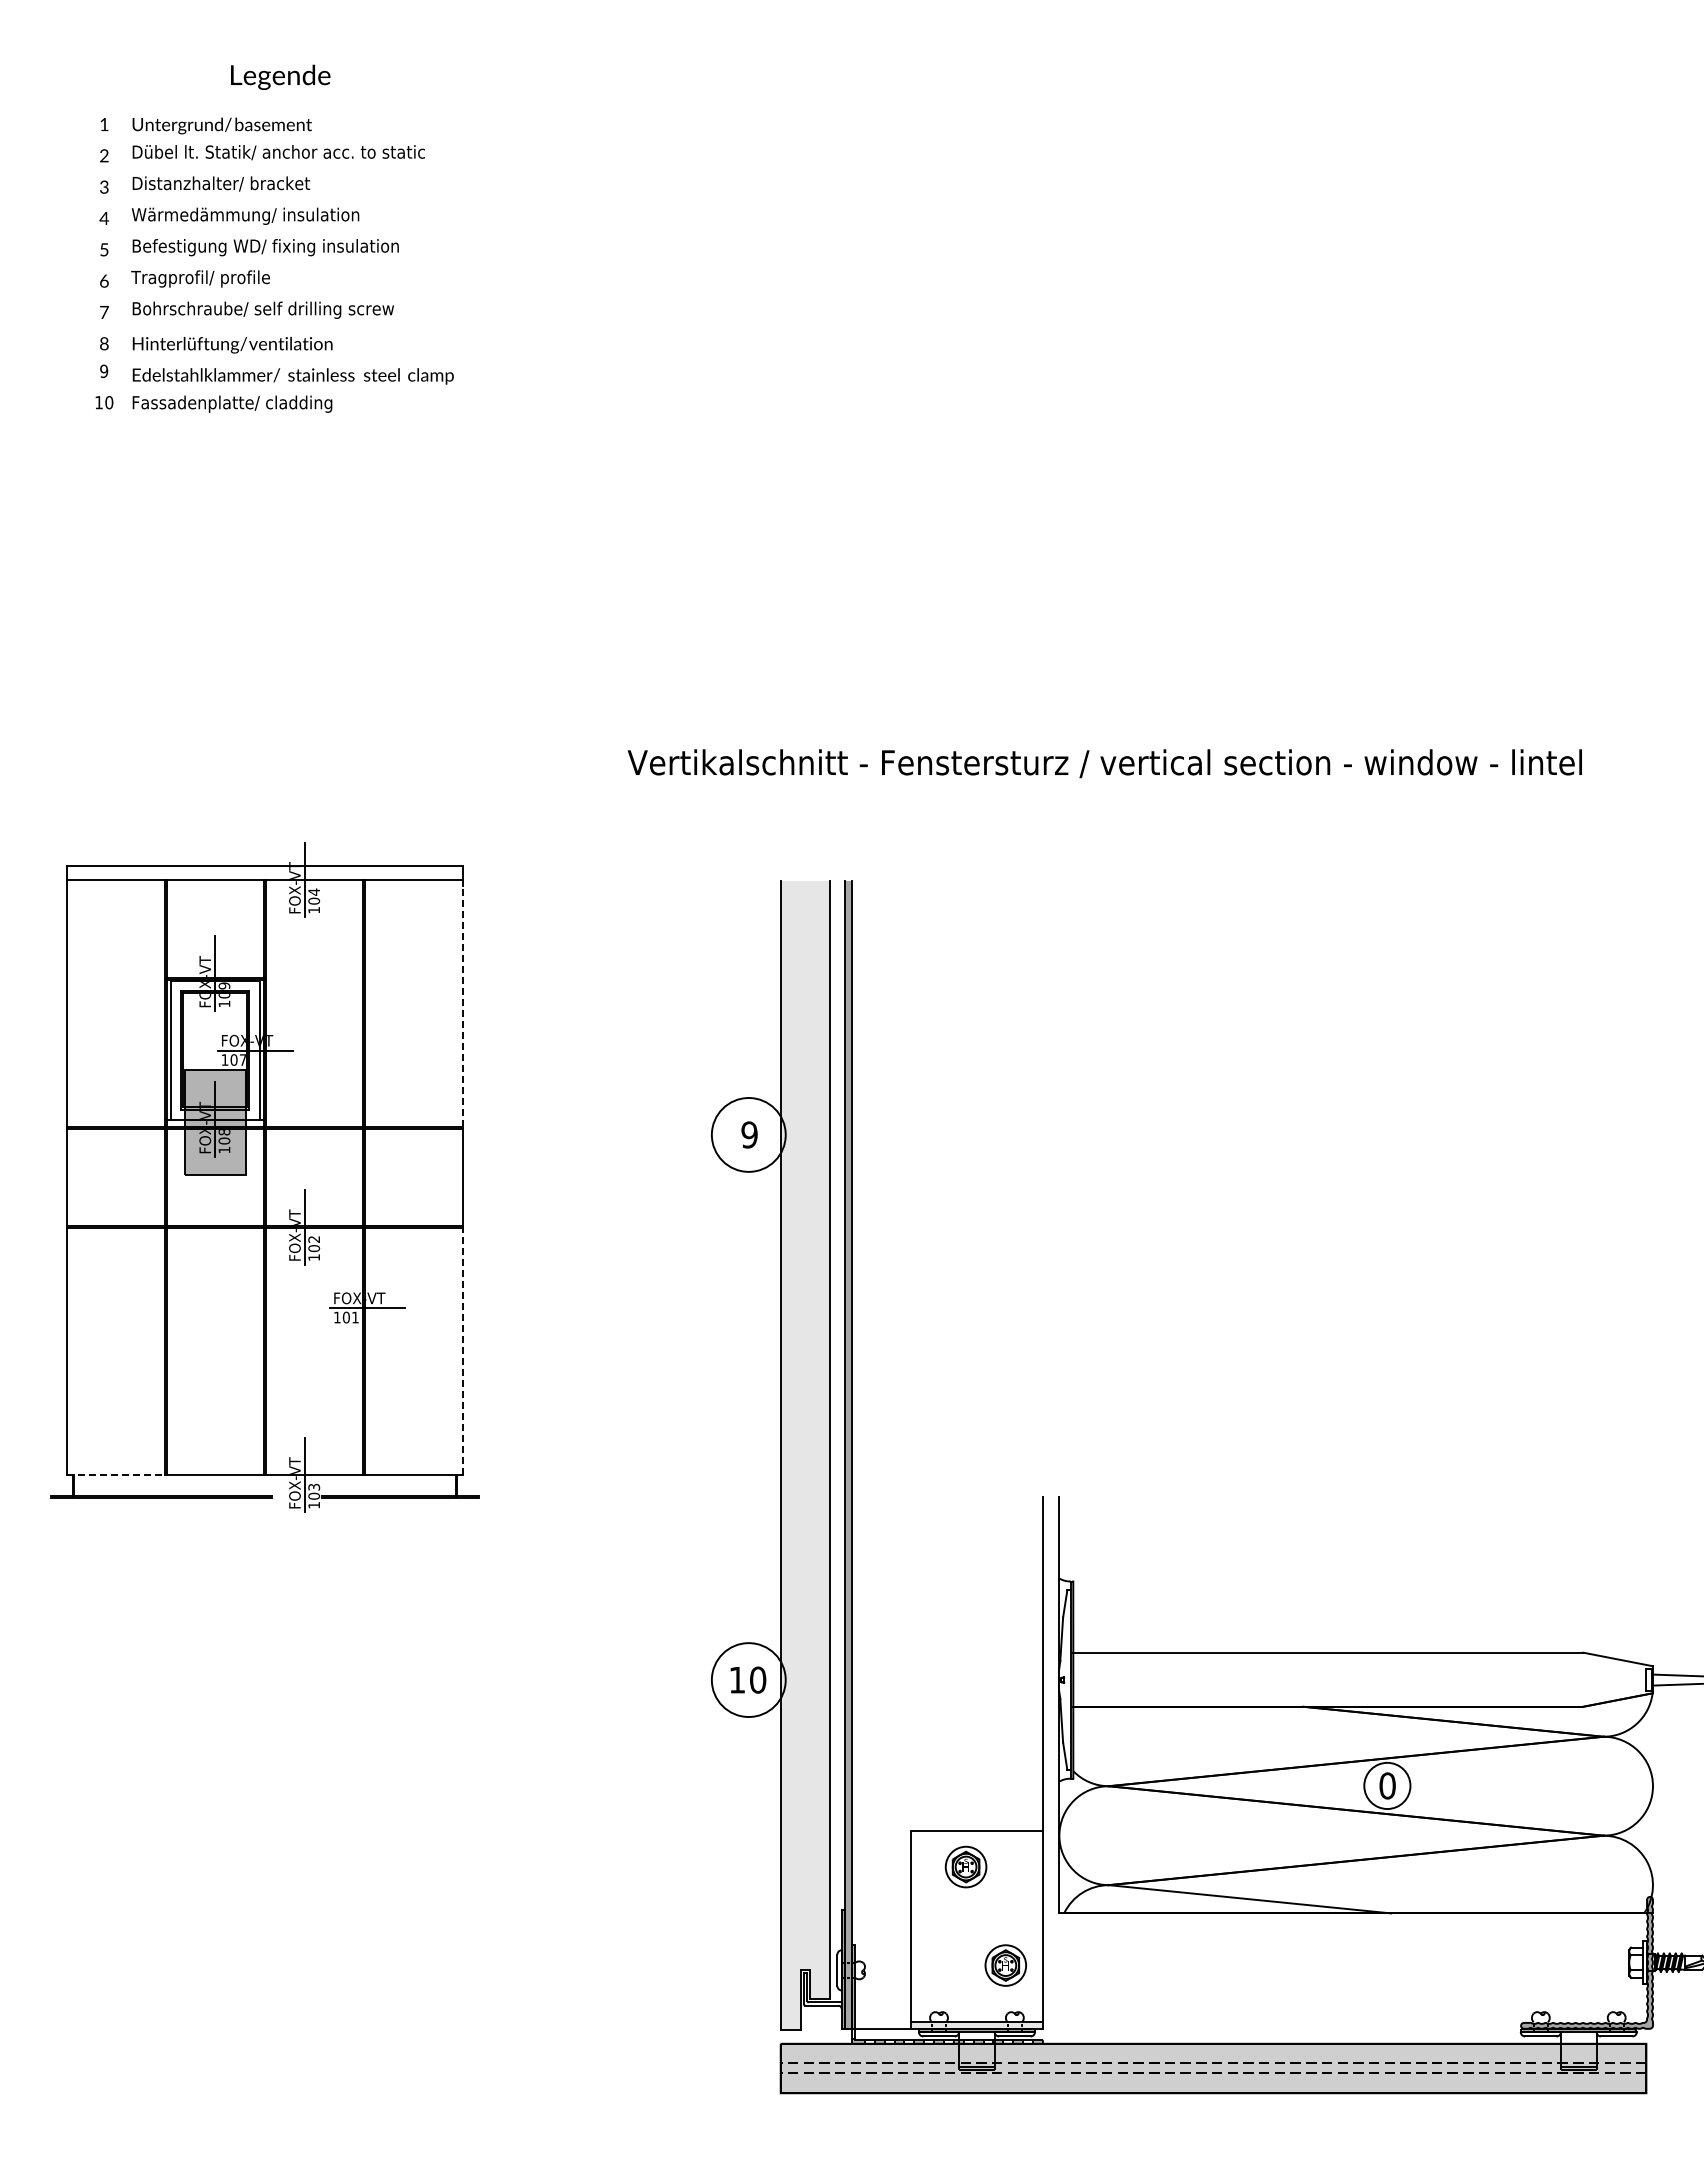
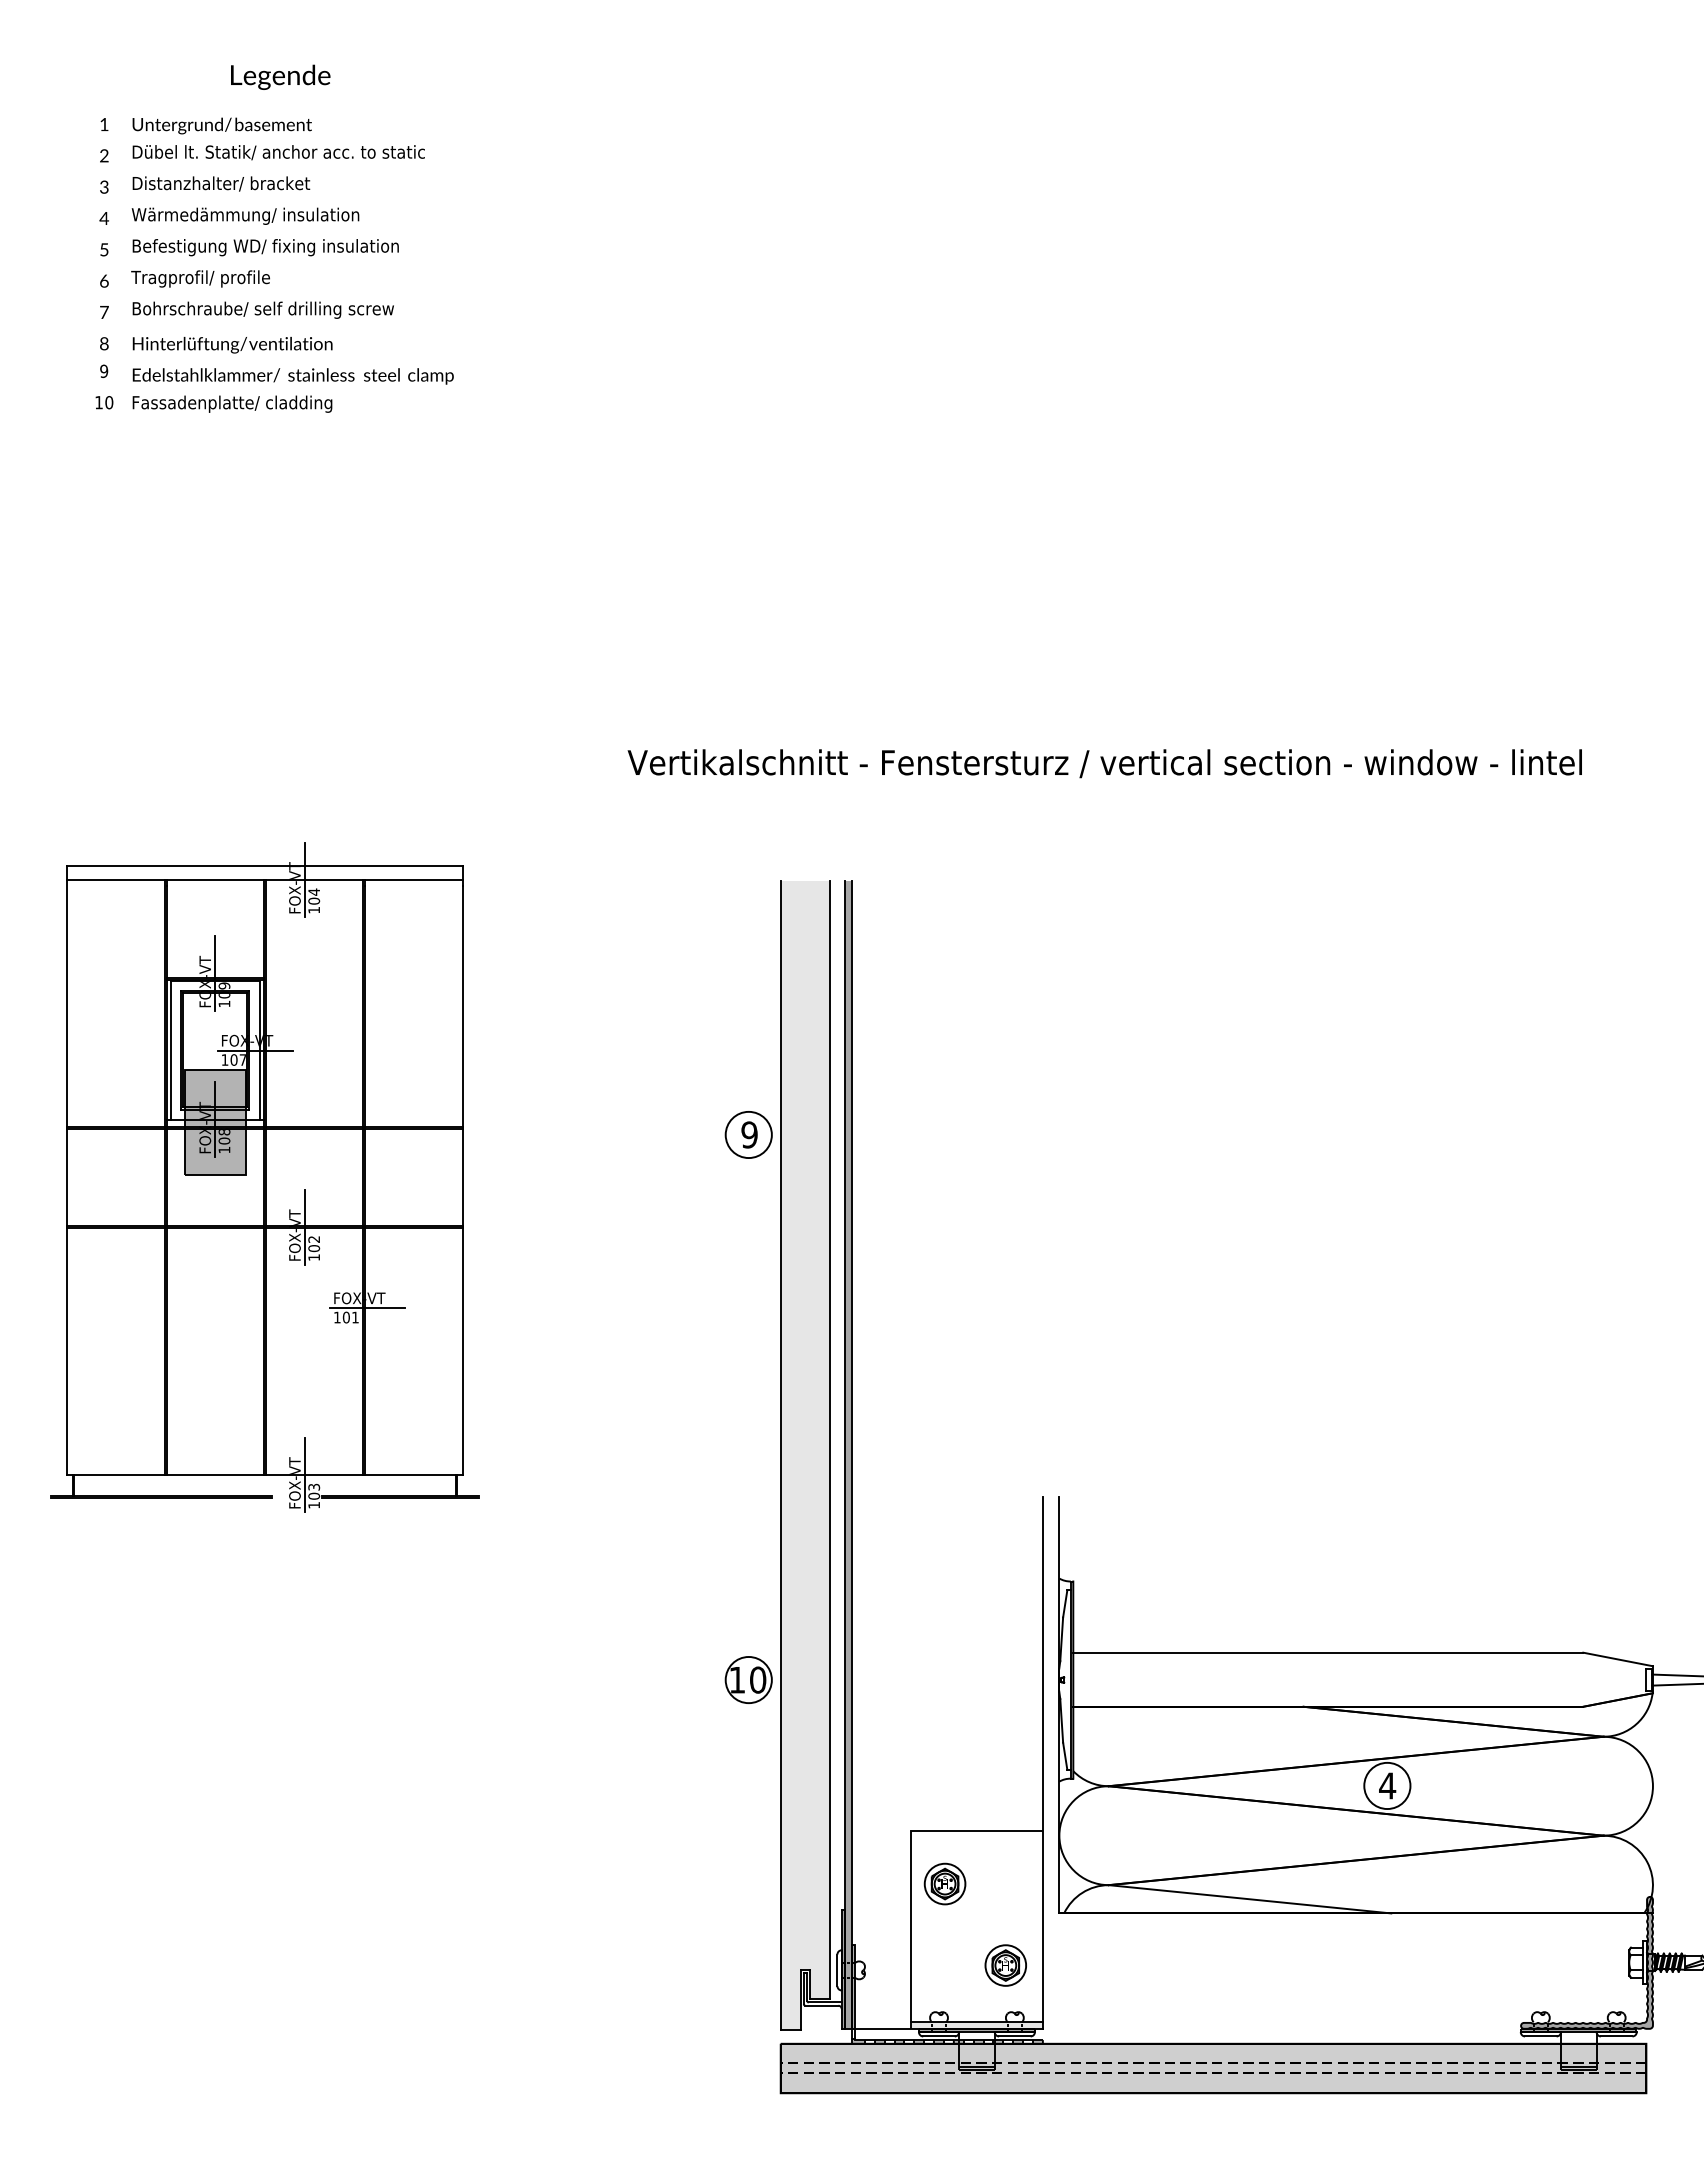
line: dashed -> solid (462, 1006)
circle diameter: 74 px -> 46 px (748, 1134)
line: dashed -> solid (462, 1351)
line: dashed -> solid (115, 1474)
circle diameter: 74 px -> 46 px (748, 1679)
text: 0 -> 4 (1387, 1785)
part position: (965, 1866) -> (944, 1883) (944, 1883)
